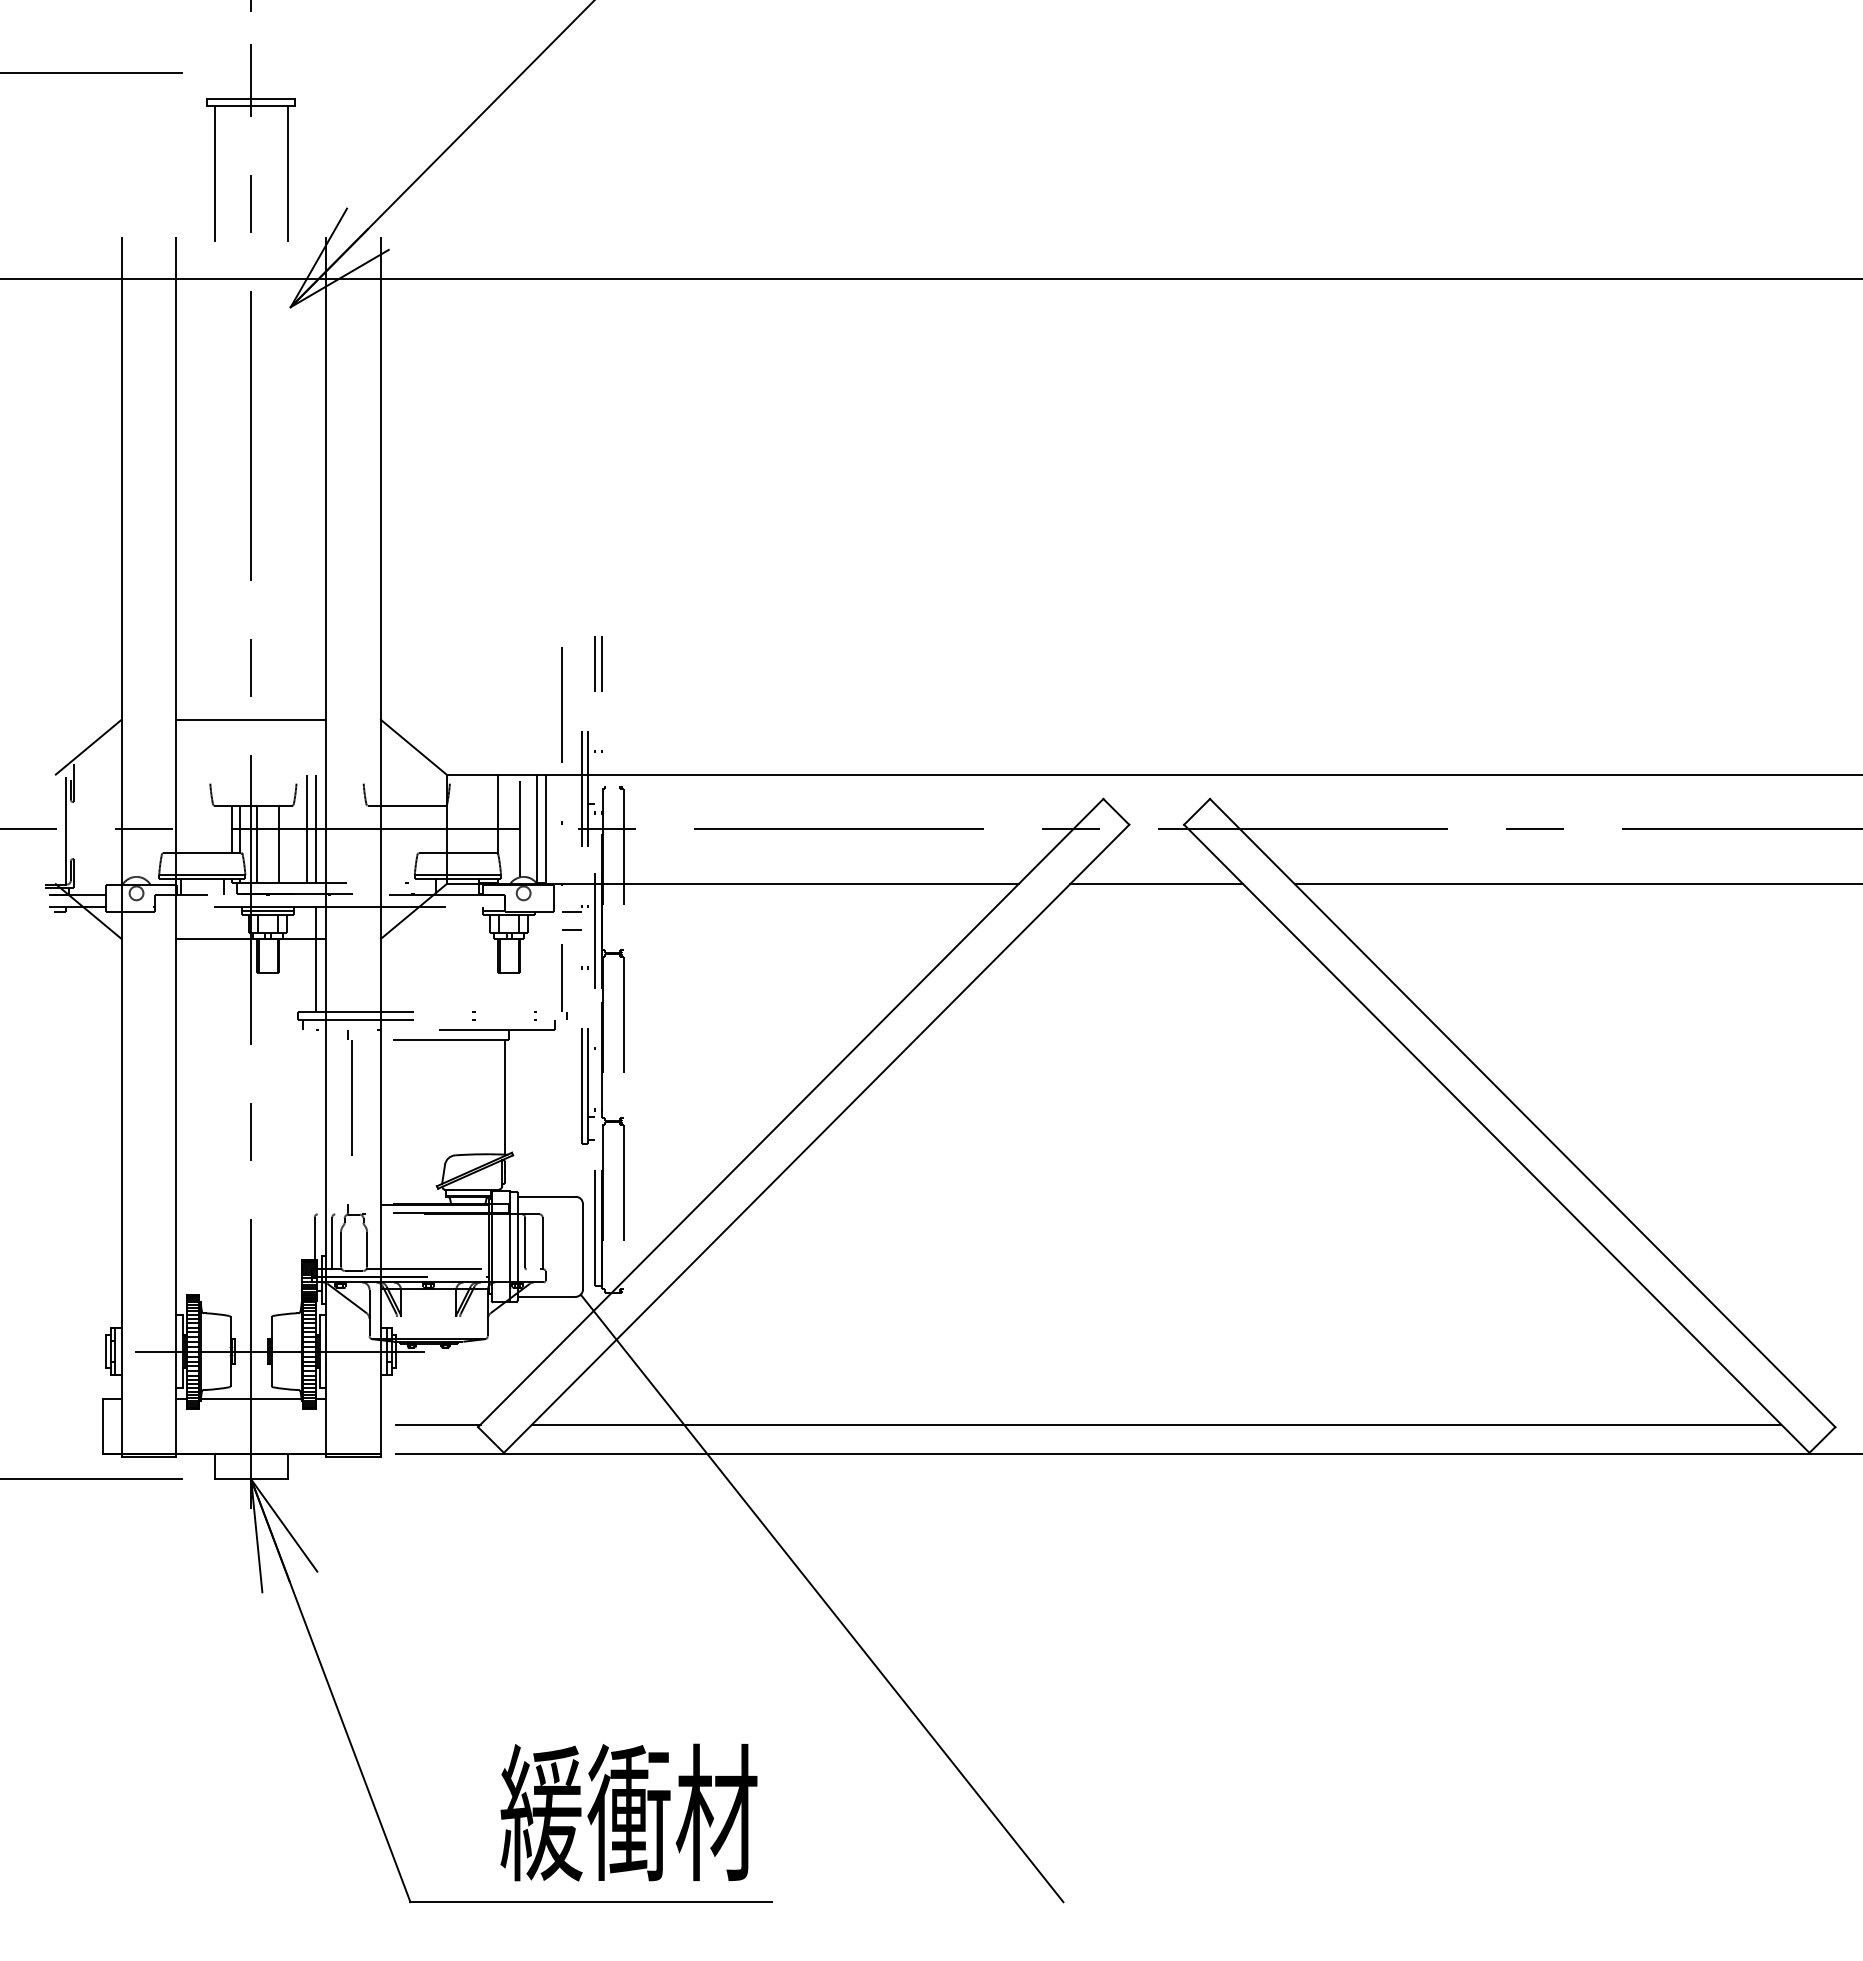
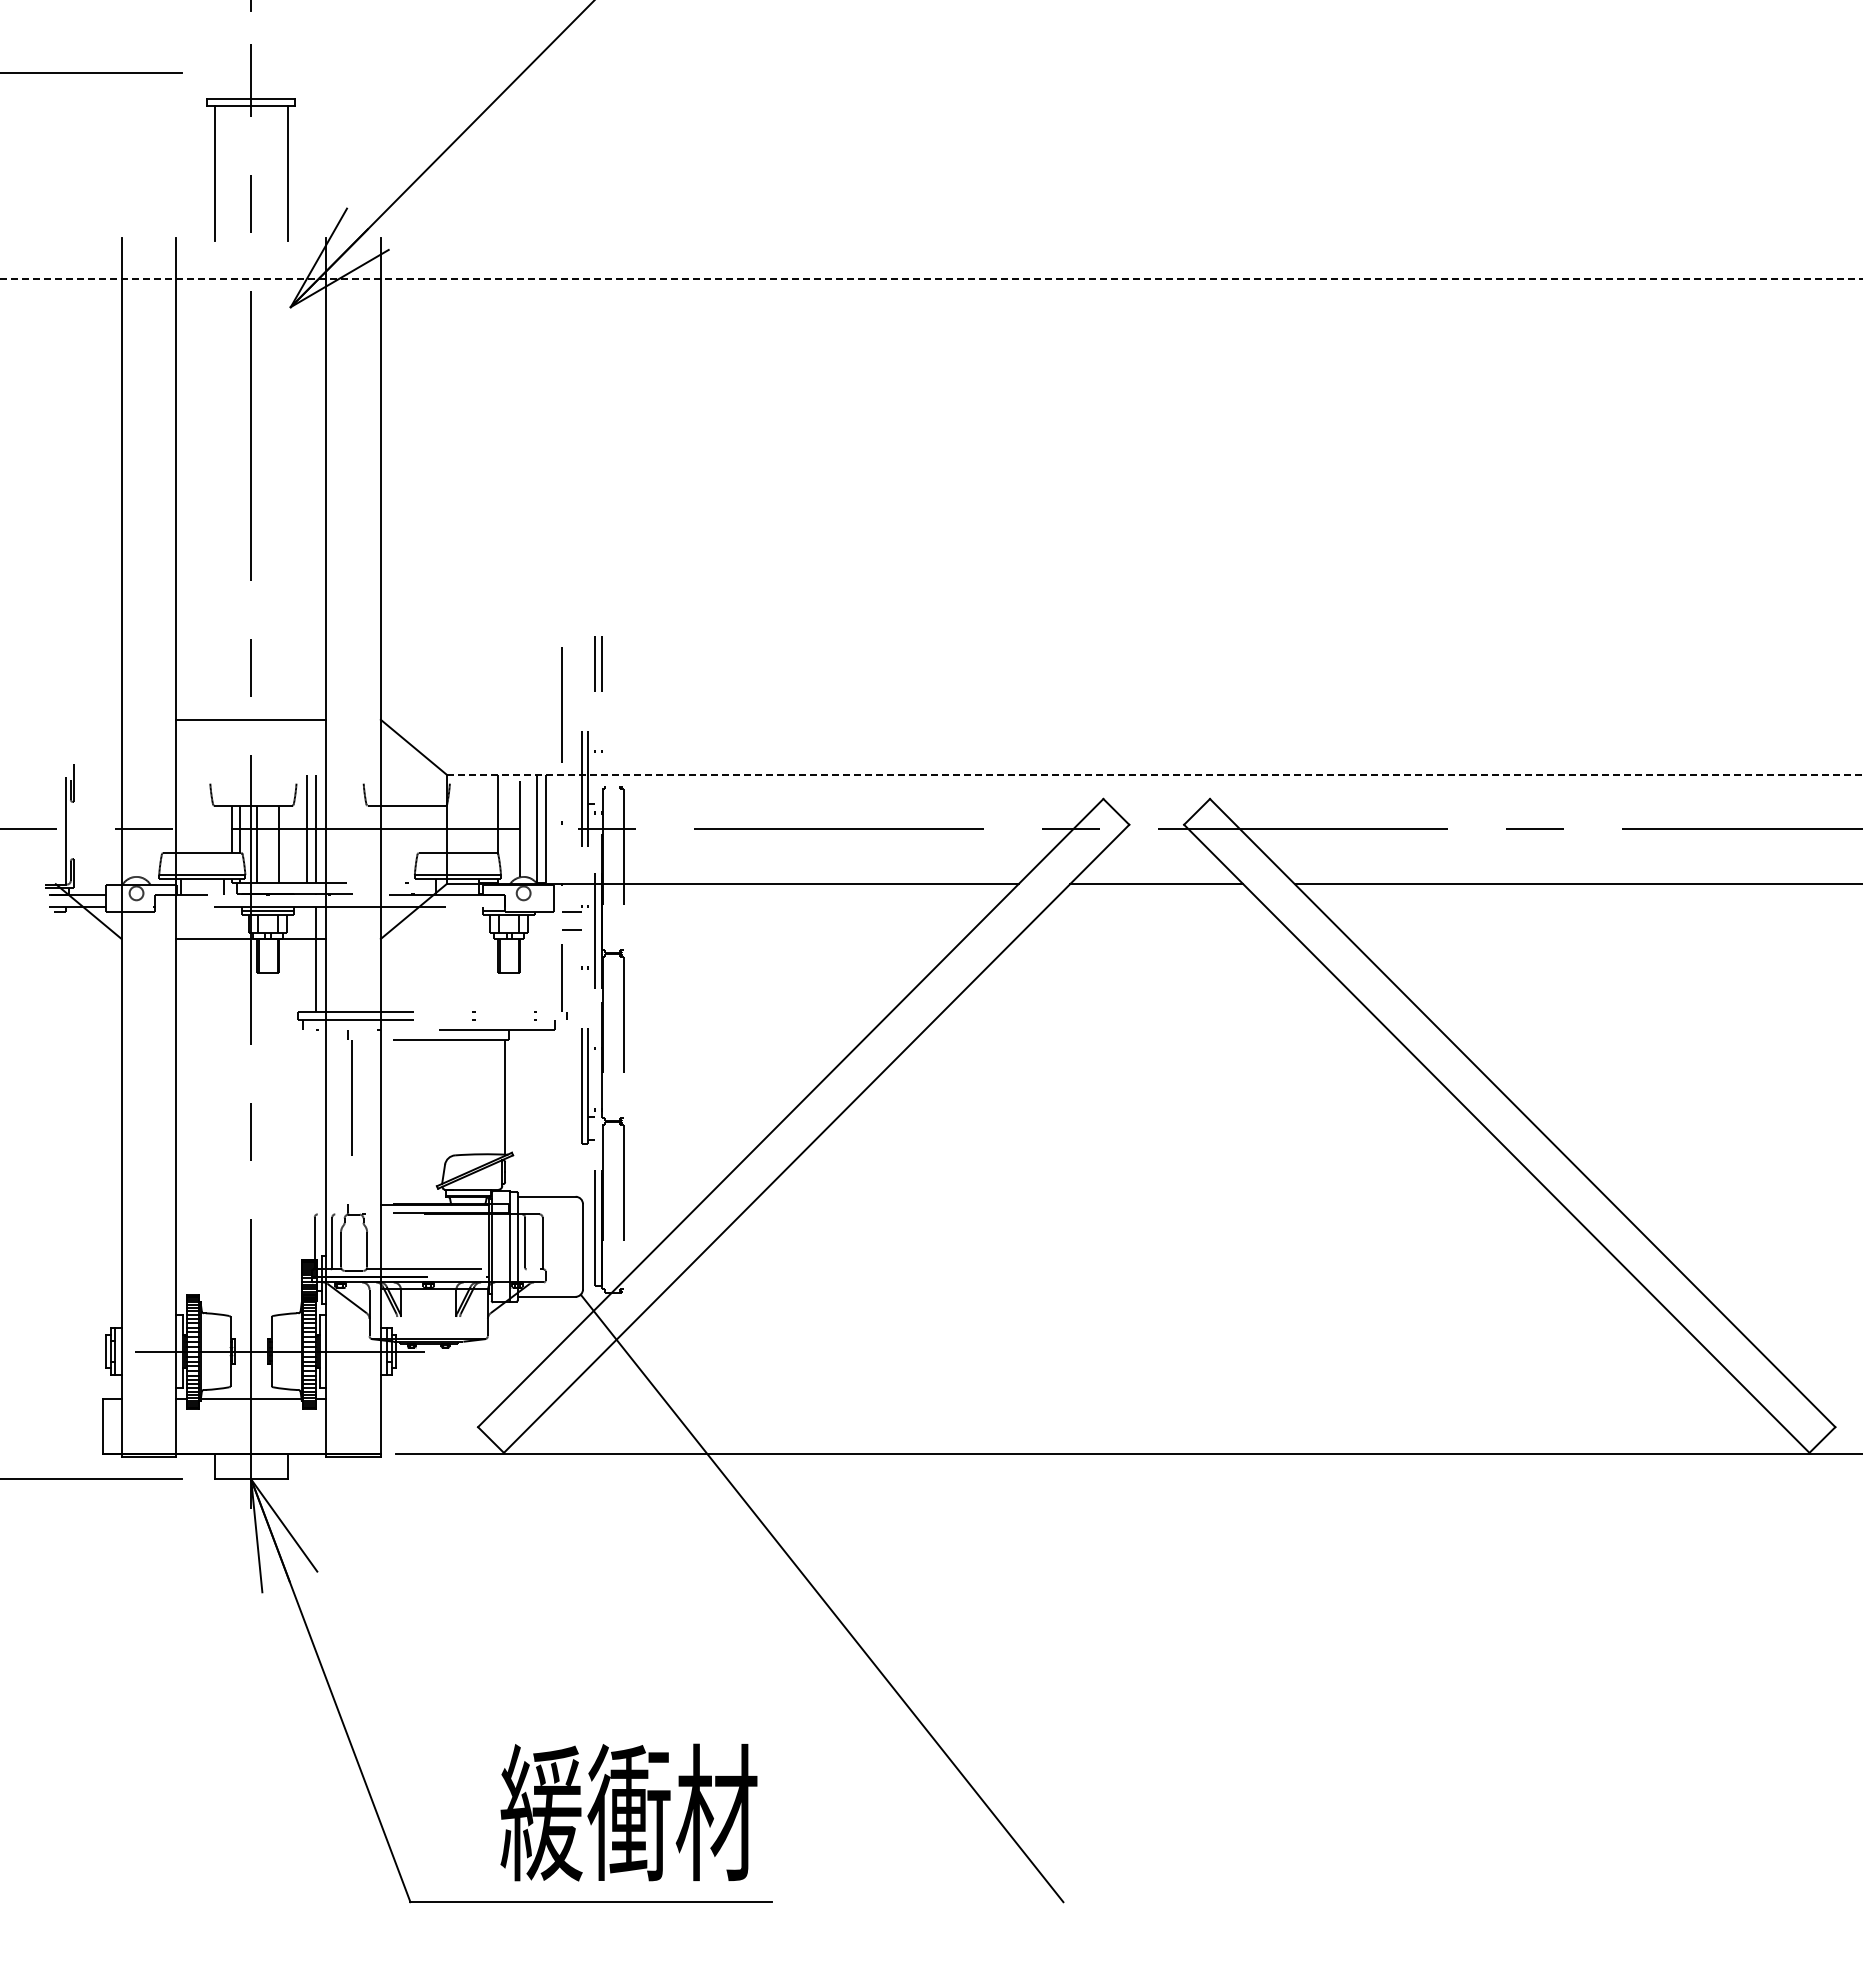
line: solid -> dashed (931, 278)
line: present -> none (88, 746)
line: solid -> dashed (1154, 774)
line: present -> none (438, 1424)
line: present -> none (1156, 1424)
